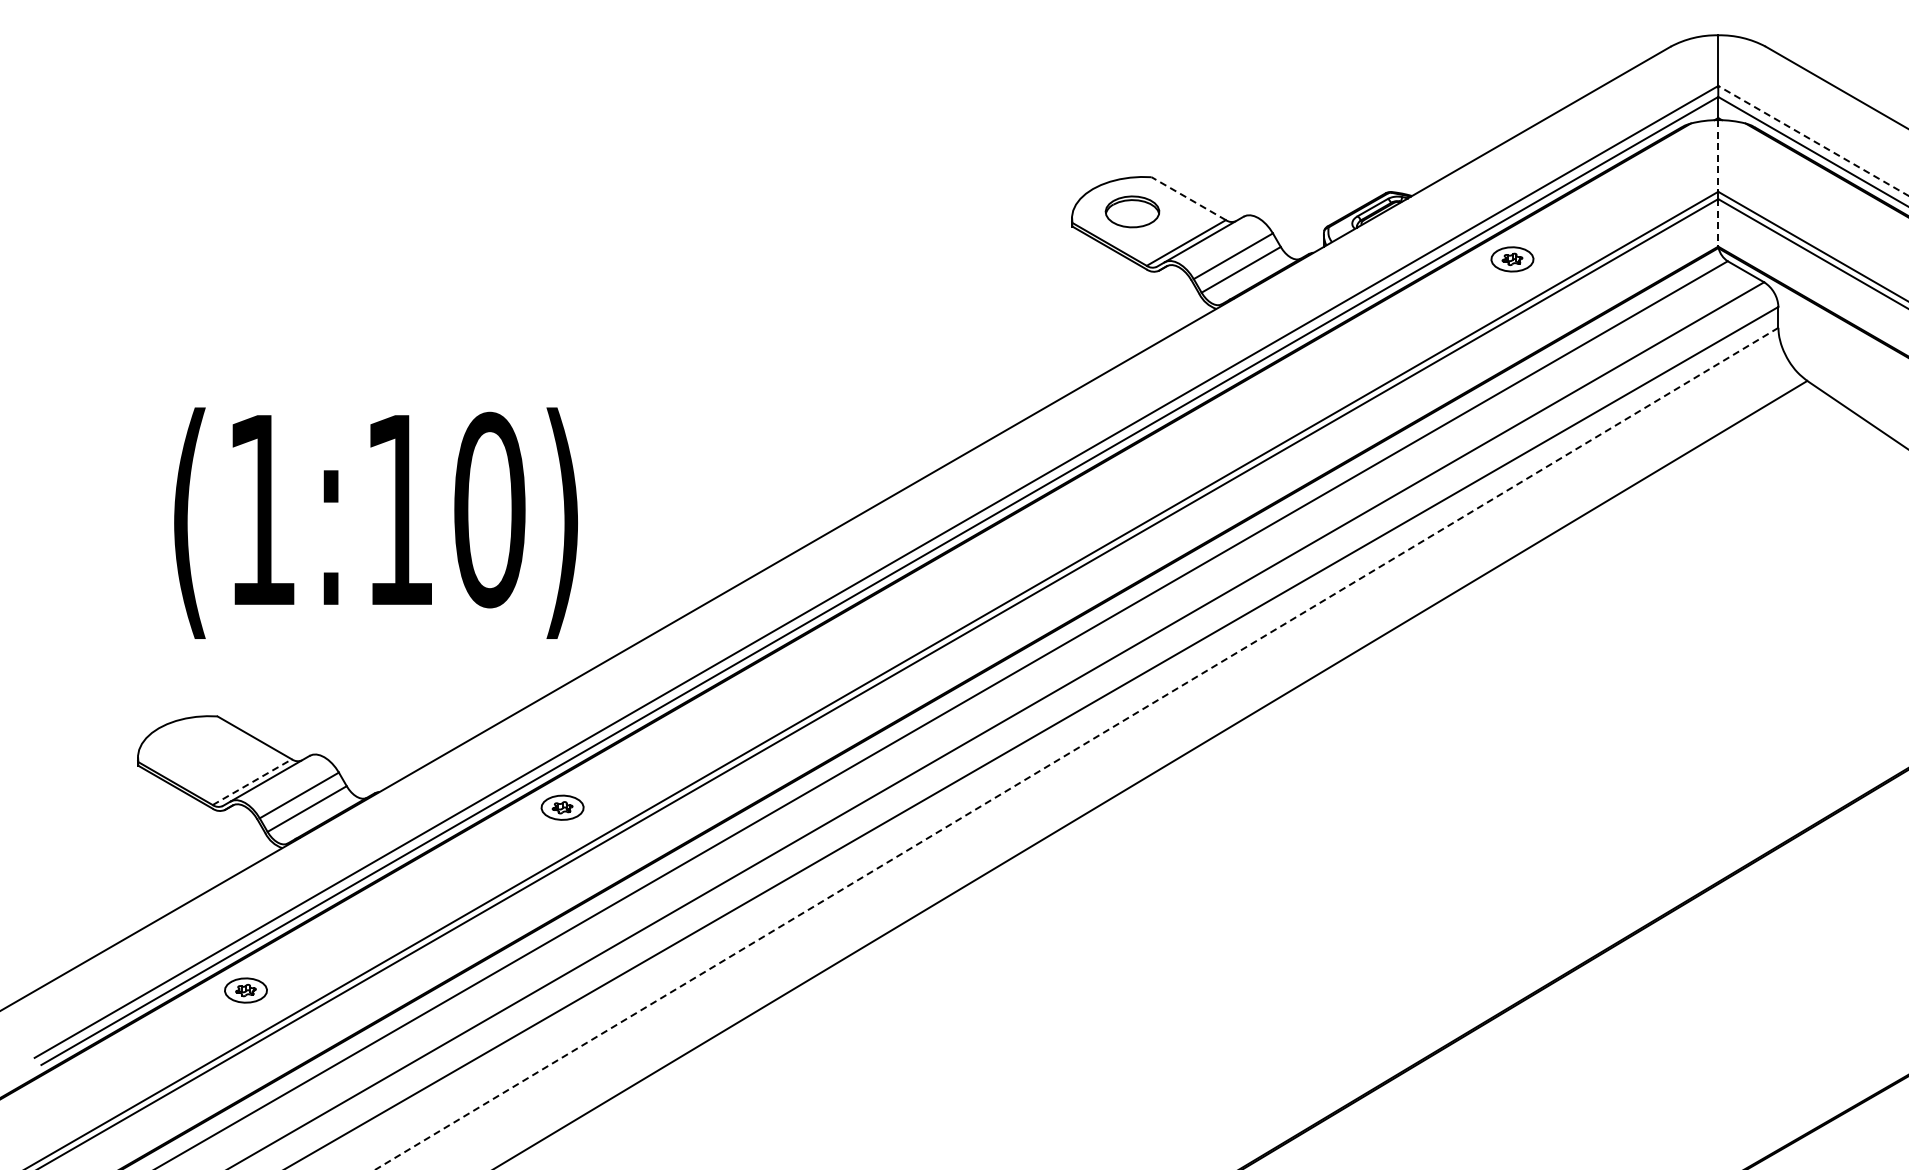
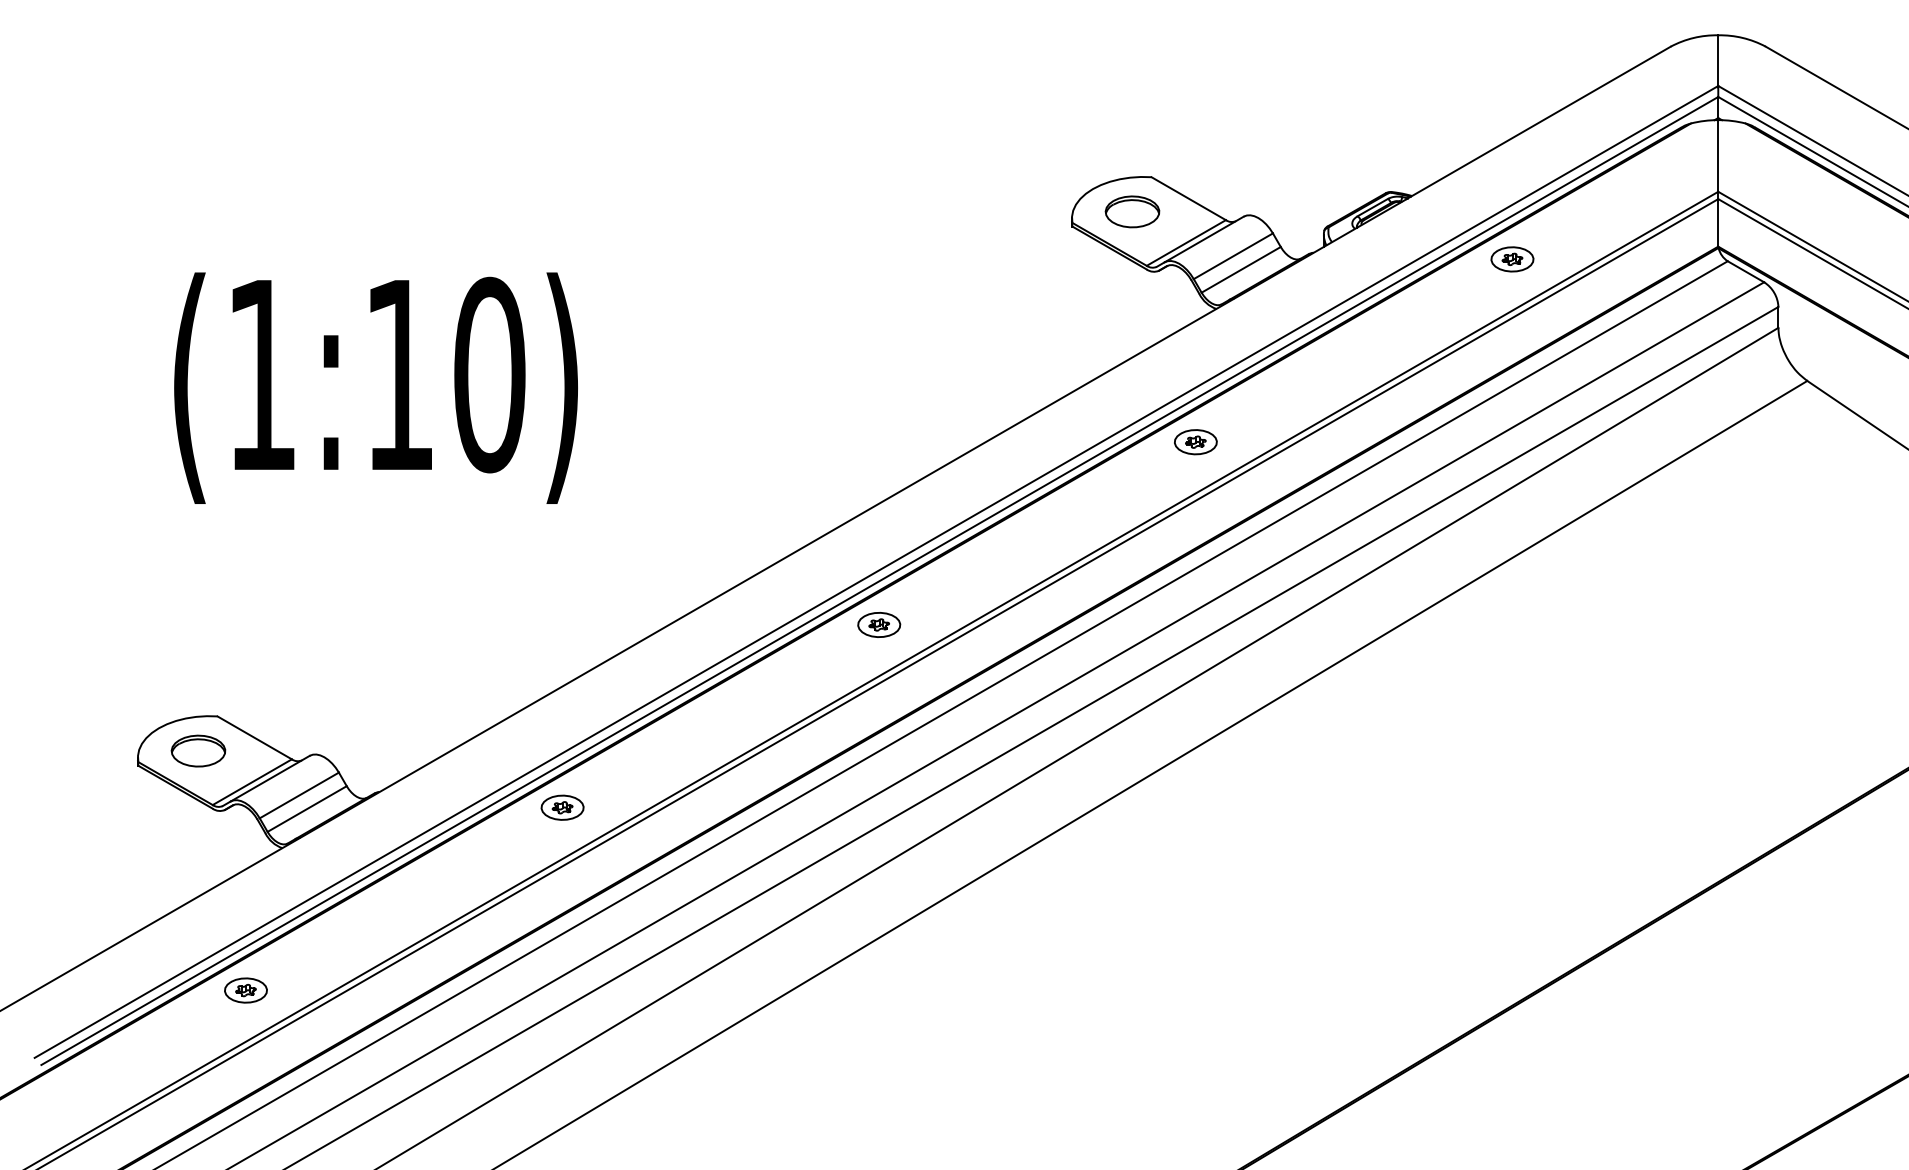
line: dashed -> solid (1813, 140)
line: dashed -> solid (1718, 155)
line: dashed -> solid (1188, 198)
line: dashed -> solid (1718, 222)
part: none -> present (1195, 442)
text position: (375, 522) -> (375, 387) (375, 387)
part: none -> present (879, 624)
line: dashed -> solid (1077, 748)
part: none -> present (198, 750)
line: dashed -> solid (252, 782)
